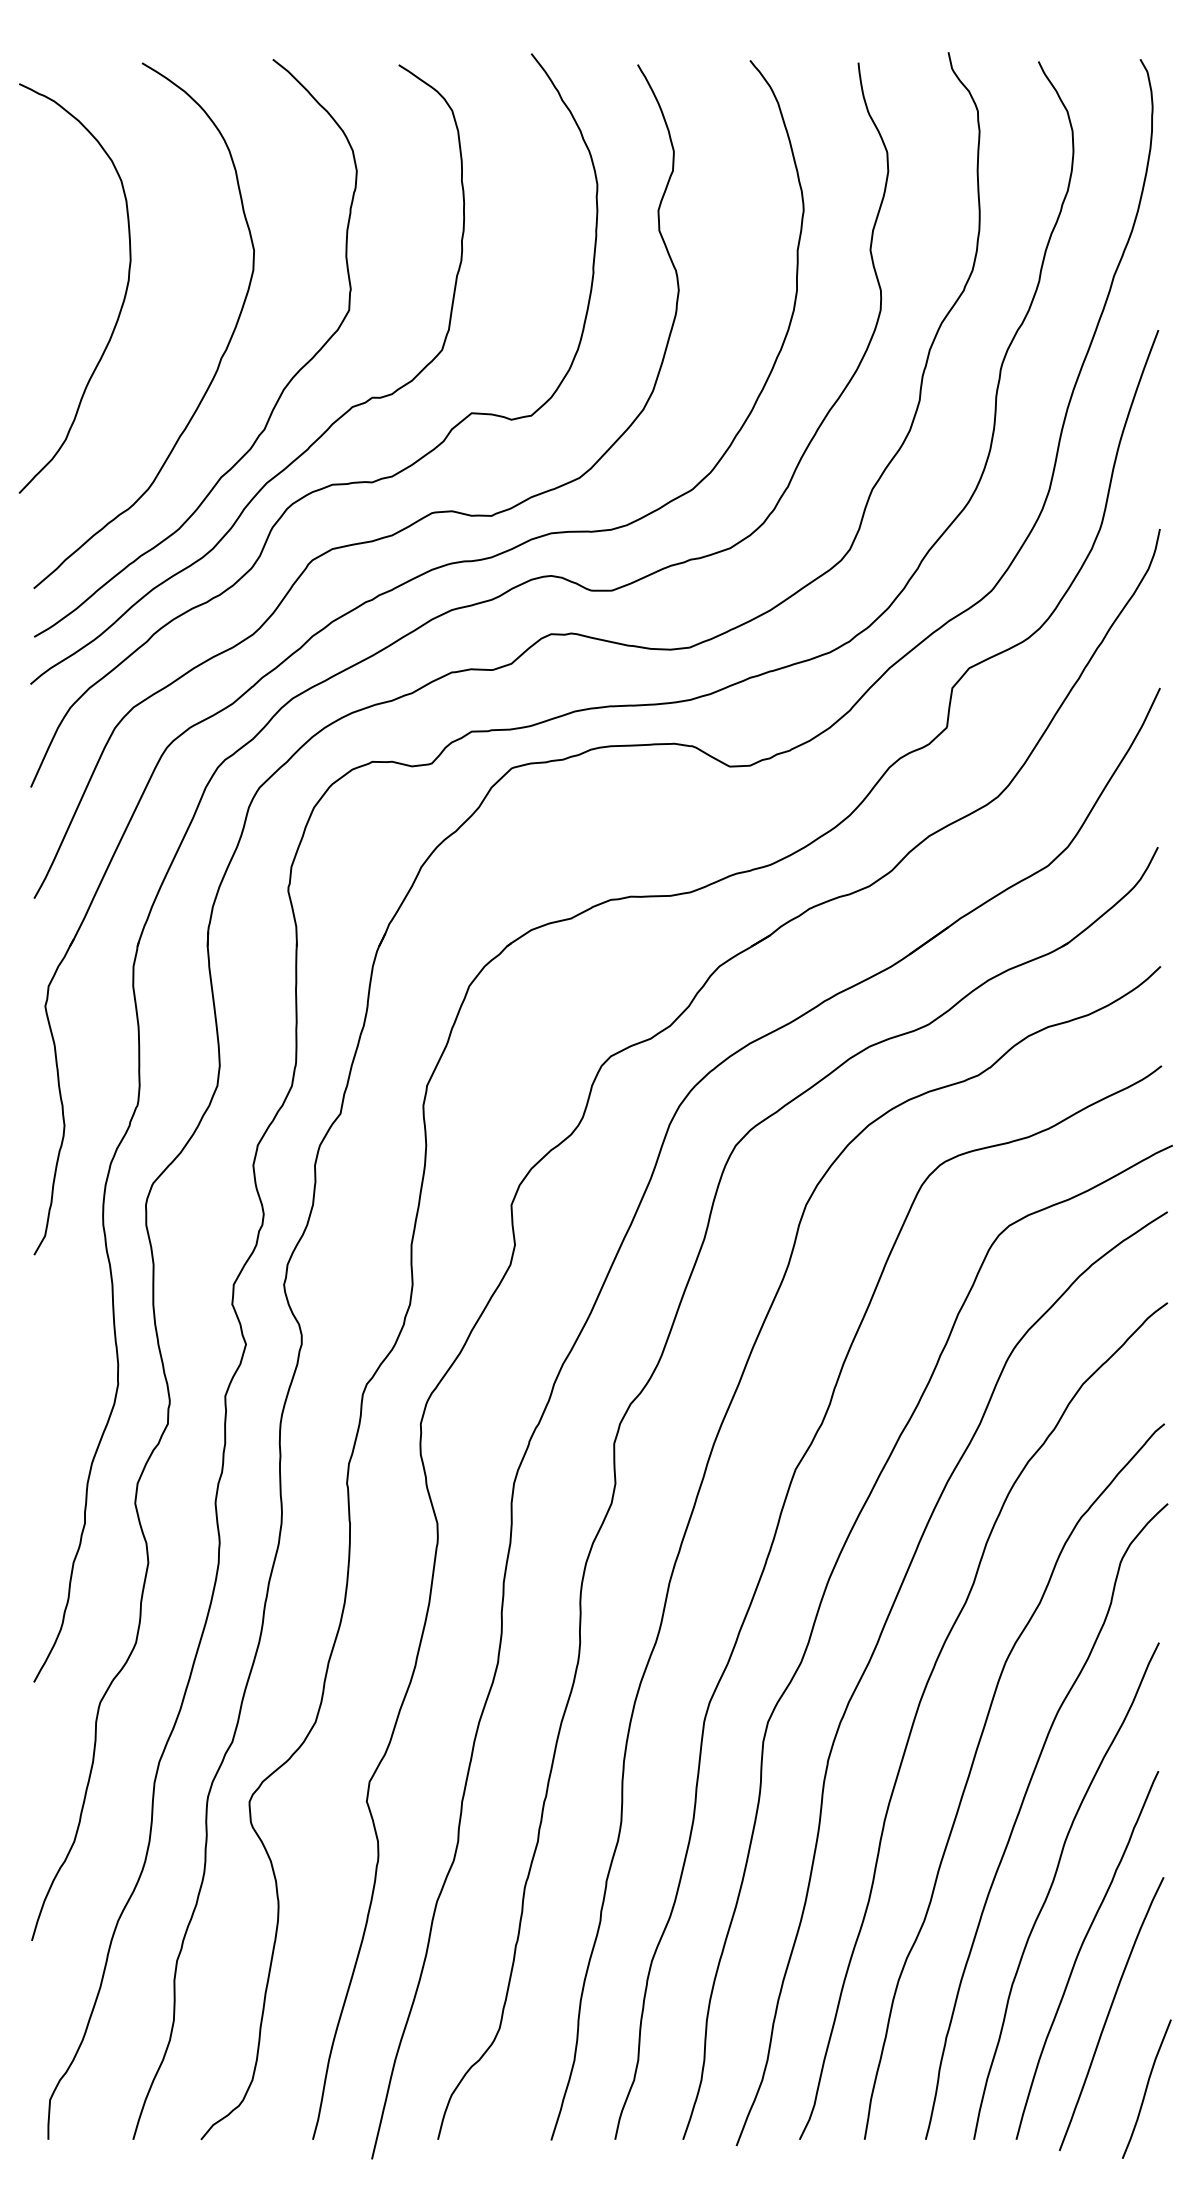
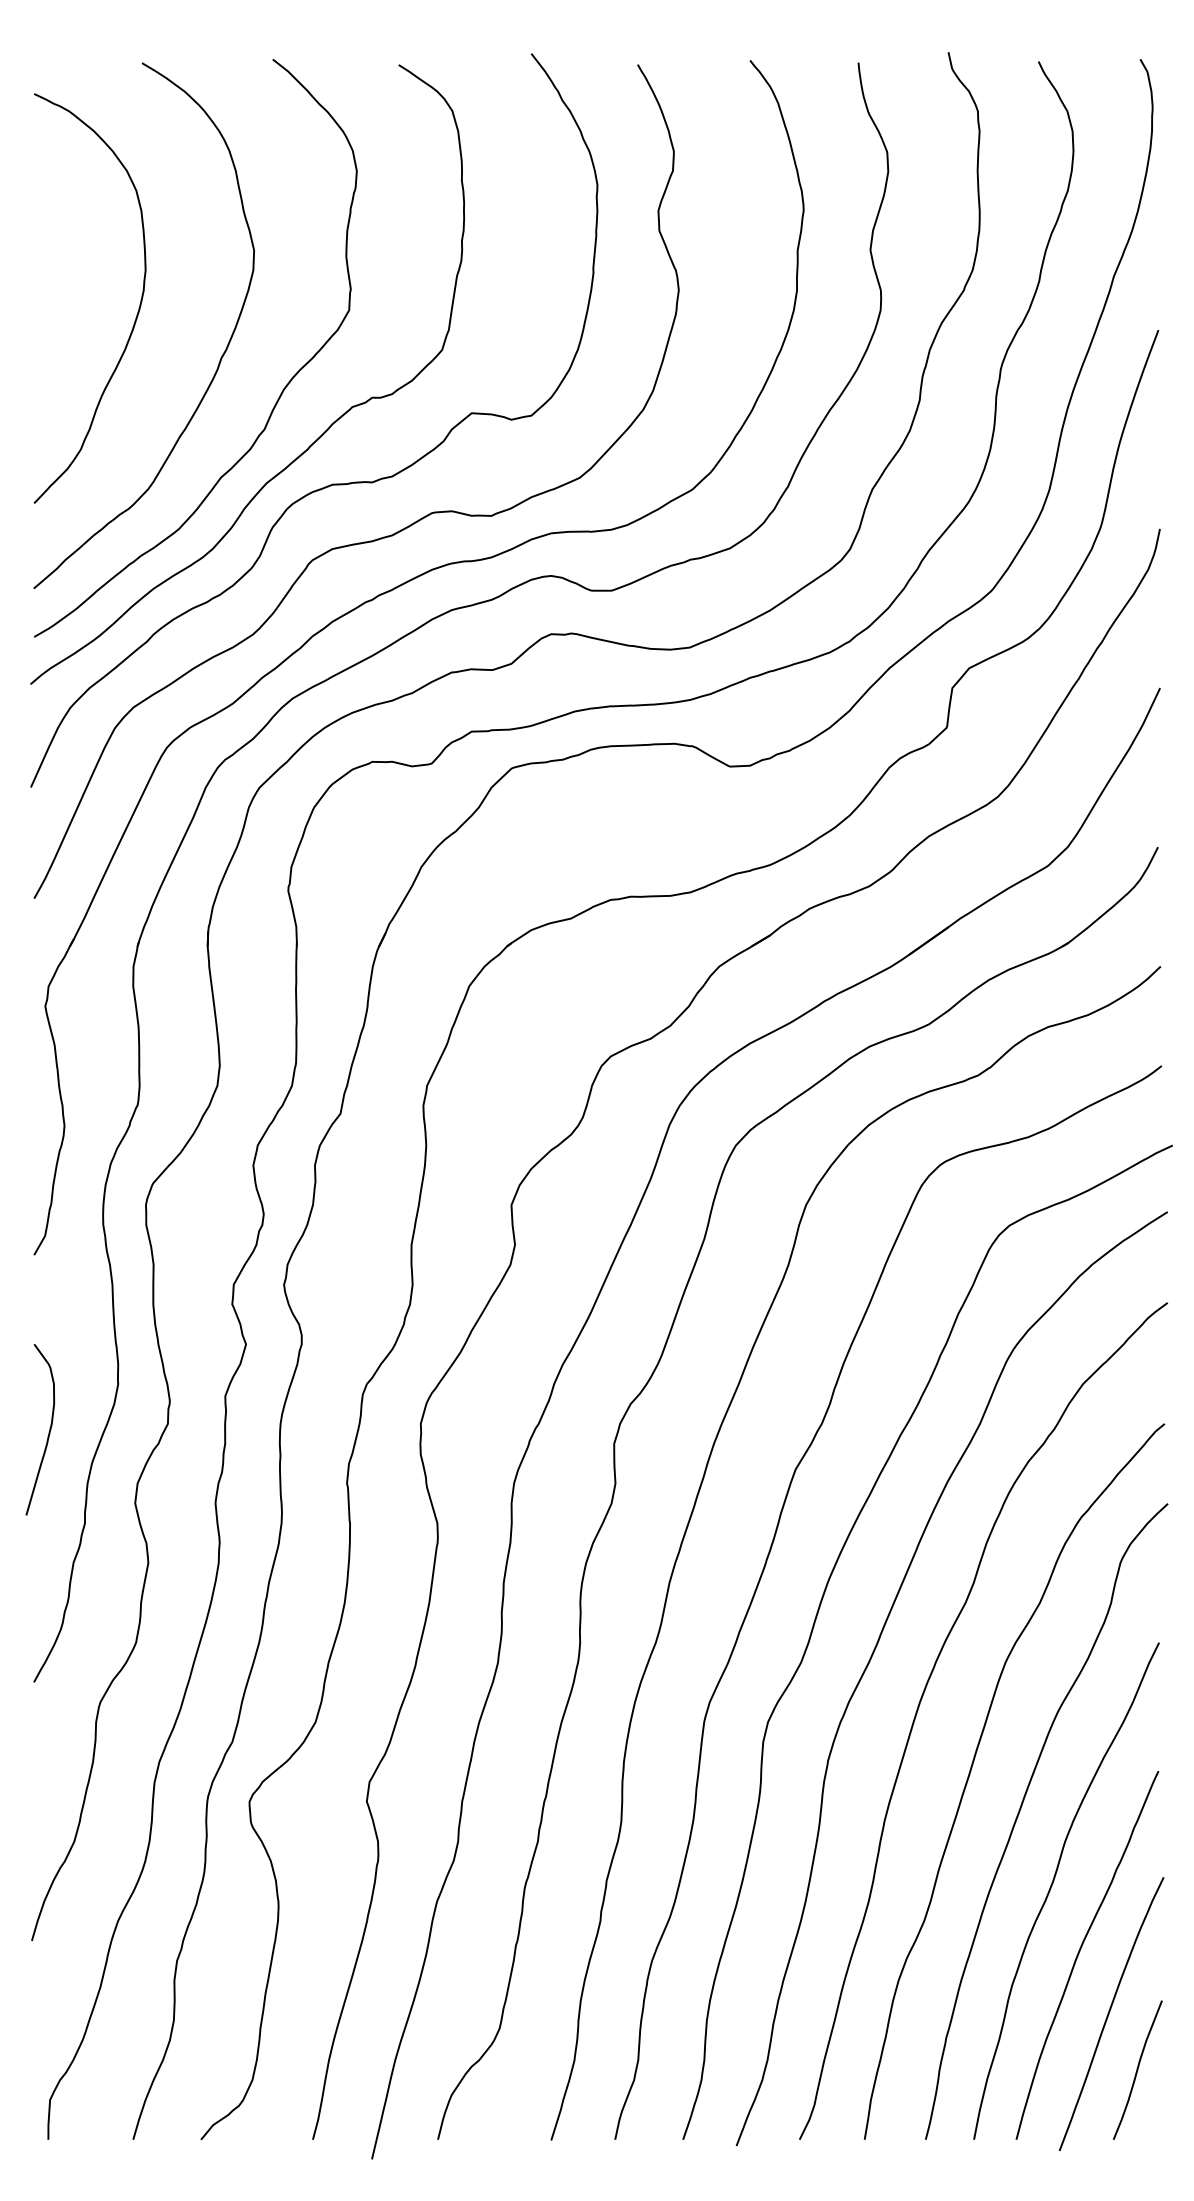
curve position: (121, 304) -> (136, 314) (136, 314)
curve: none -> present (48, 1432)
curve position: (1146, 2088) -> (1137, 2069) (1137, 2069)
